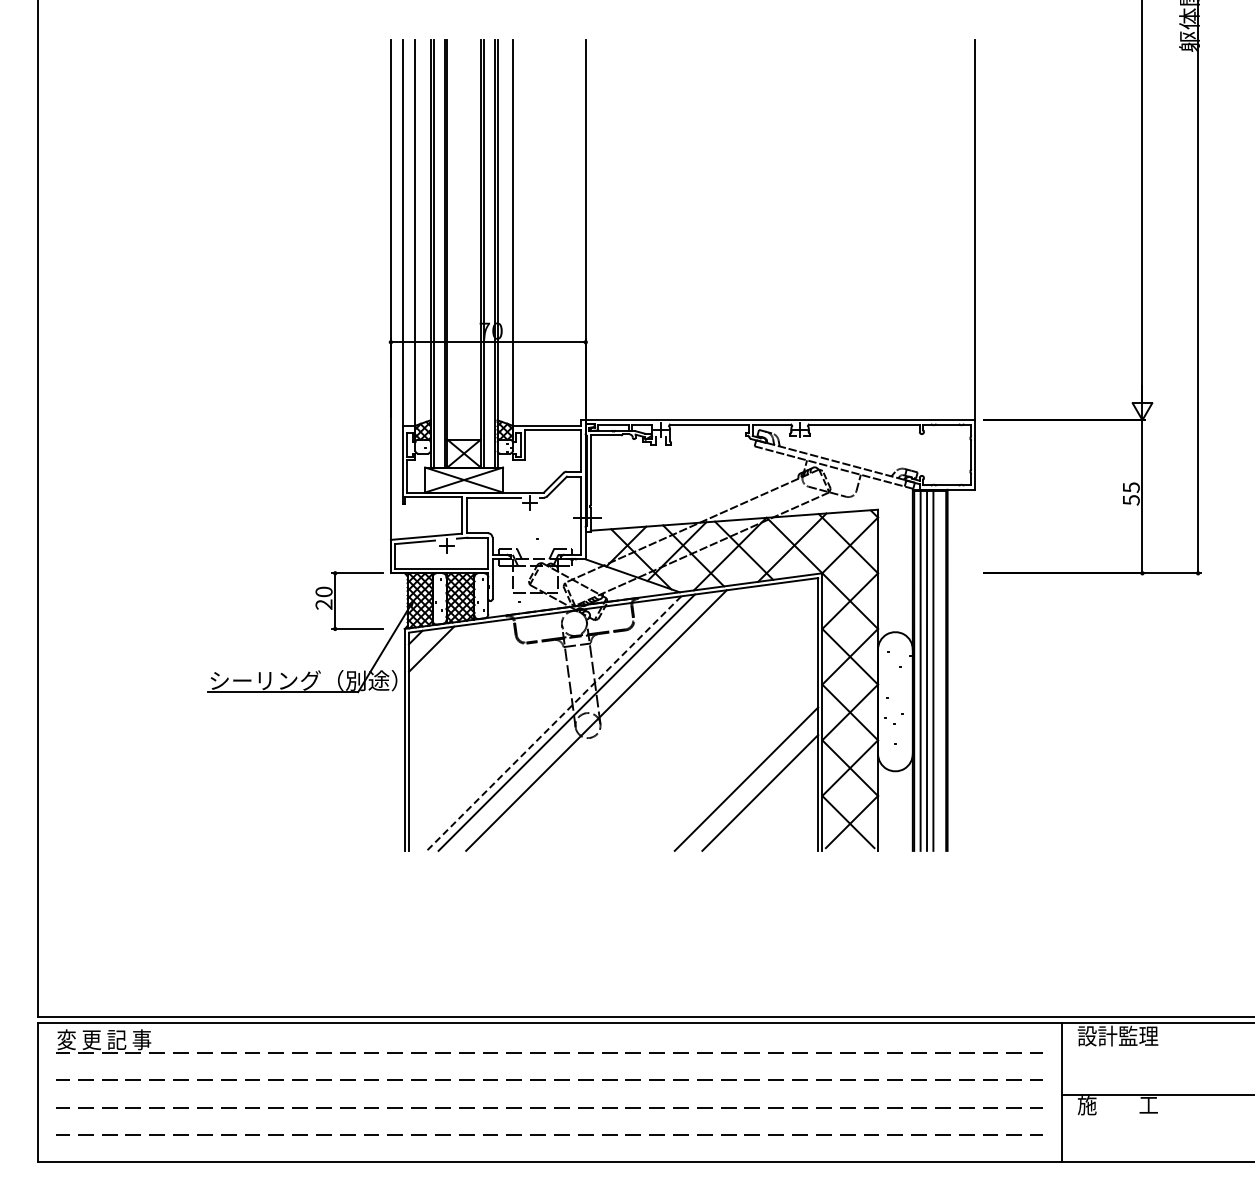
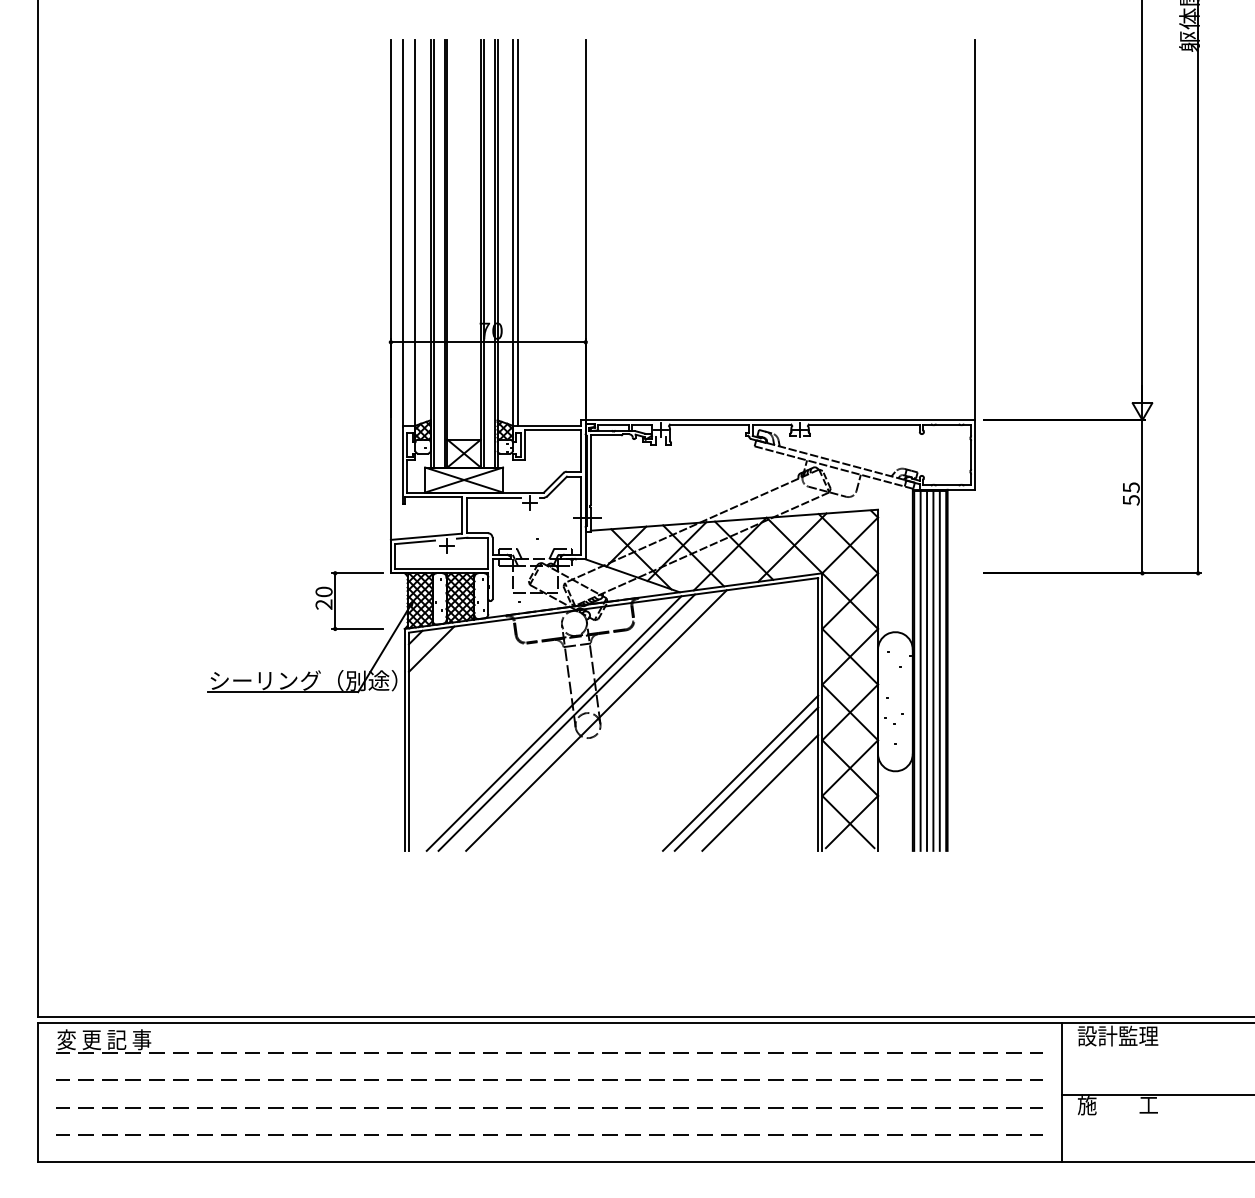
line: none -> present (518, 232)
line: none -> present (939, 670)
line: dashed -> solid (553, 723)
line: none -> present (740, 772)
